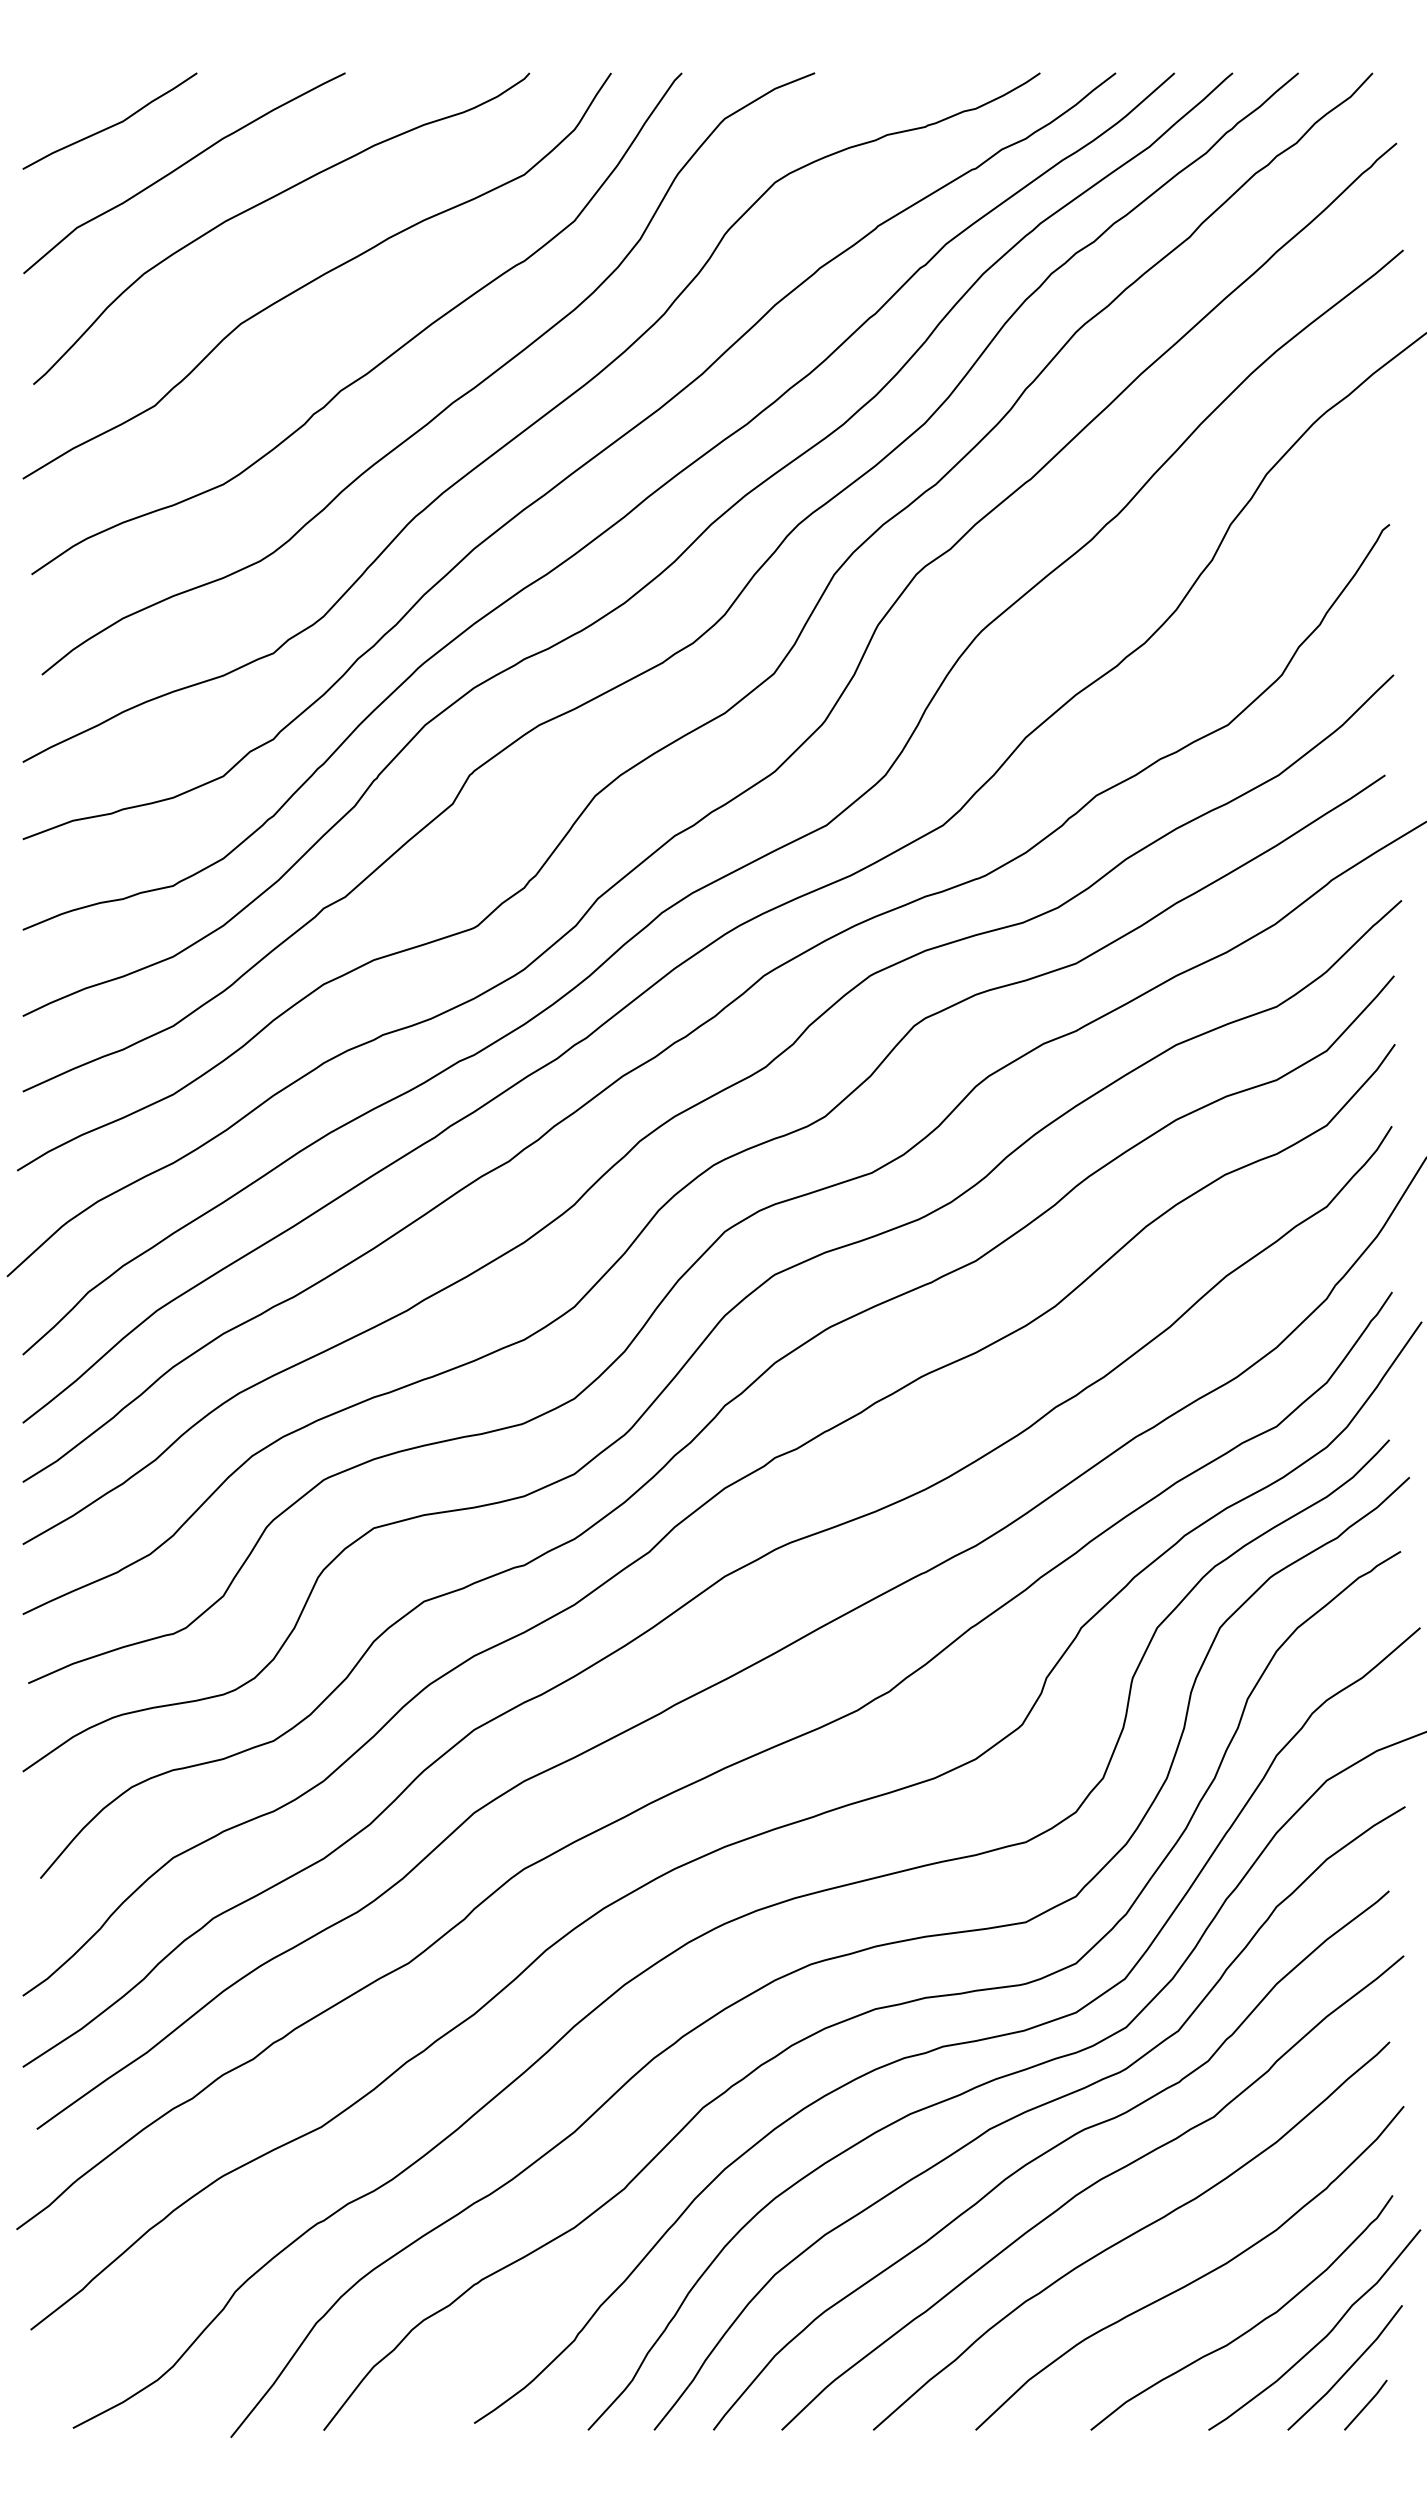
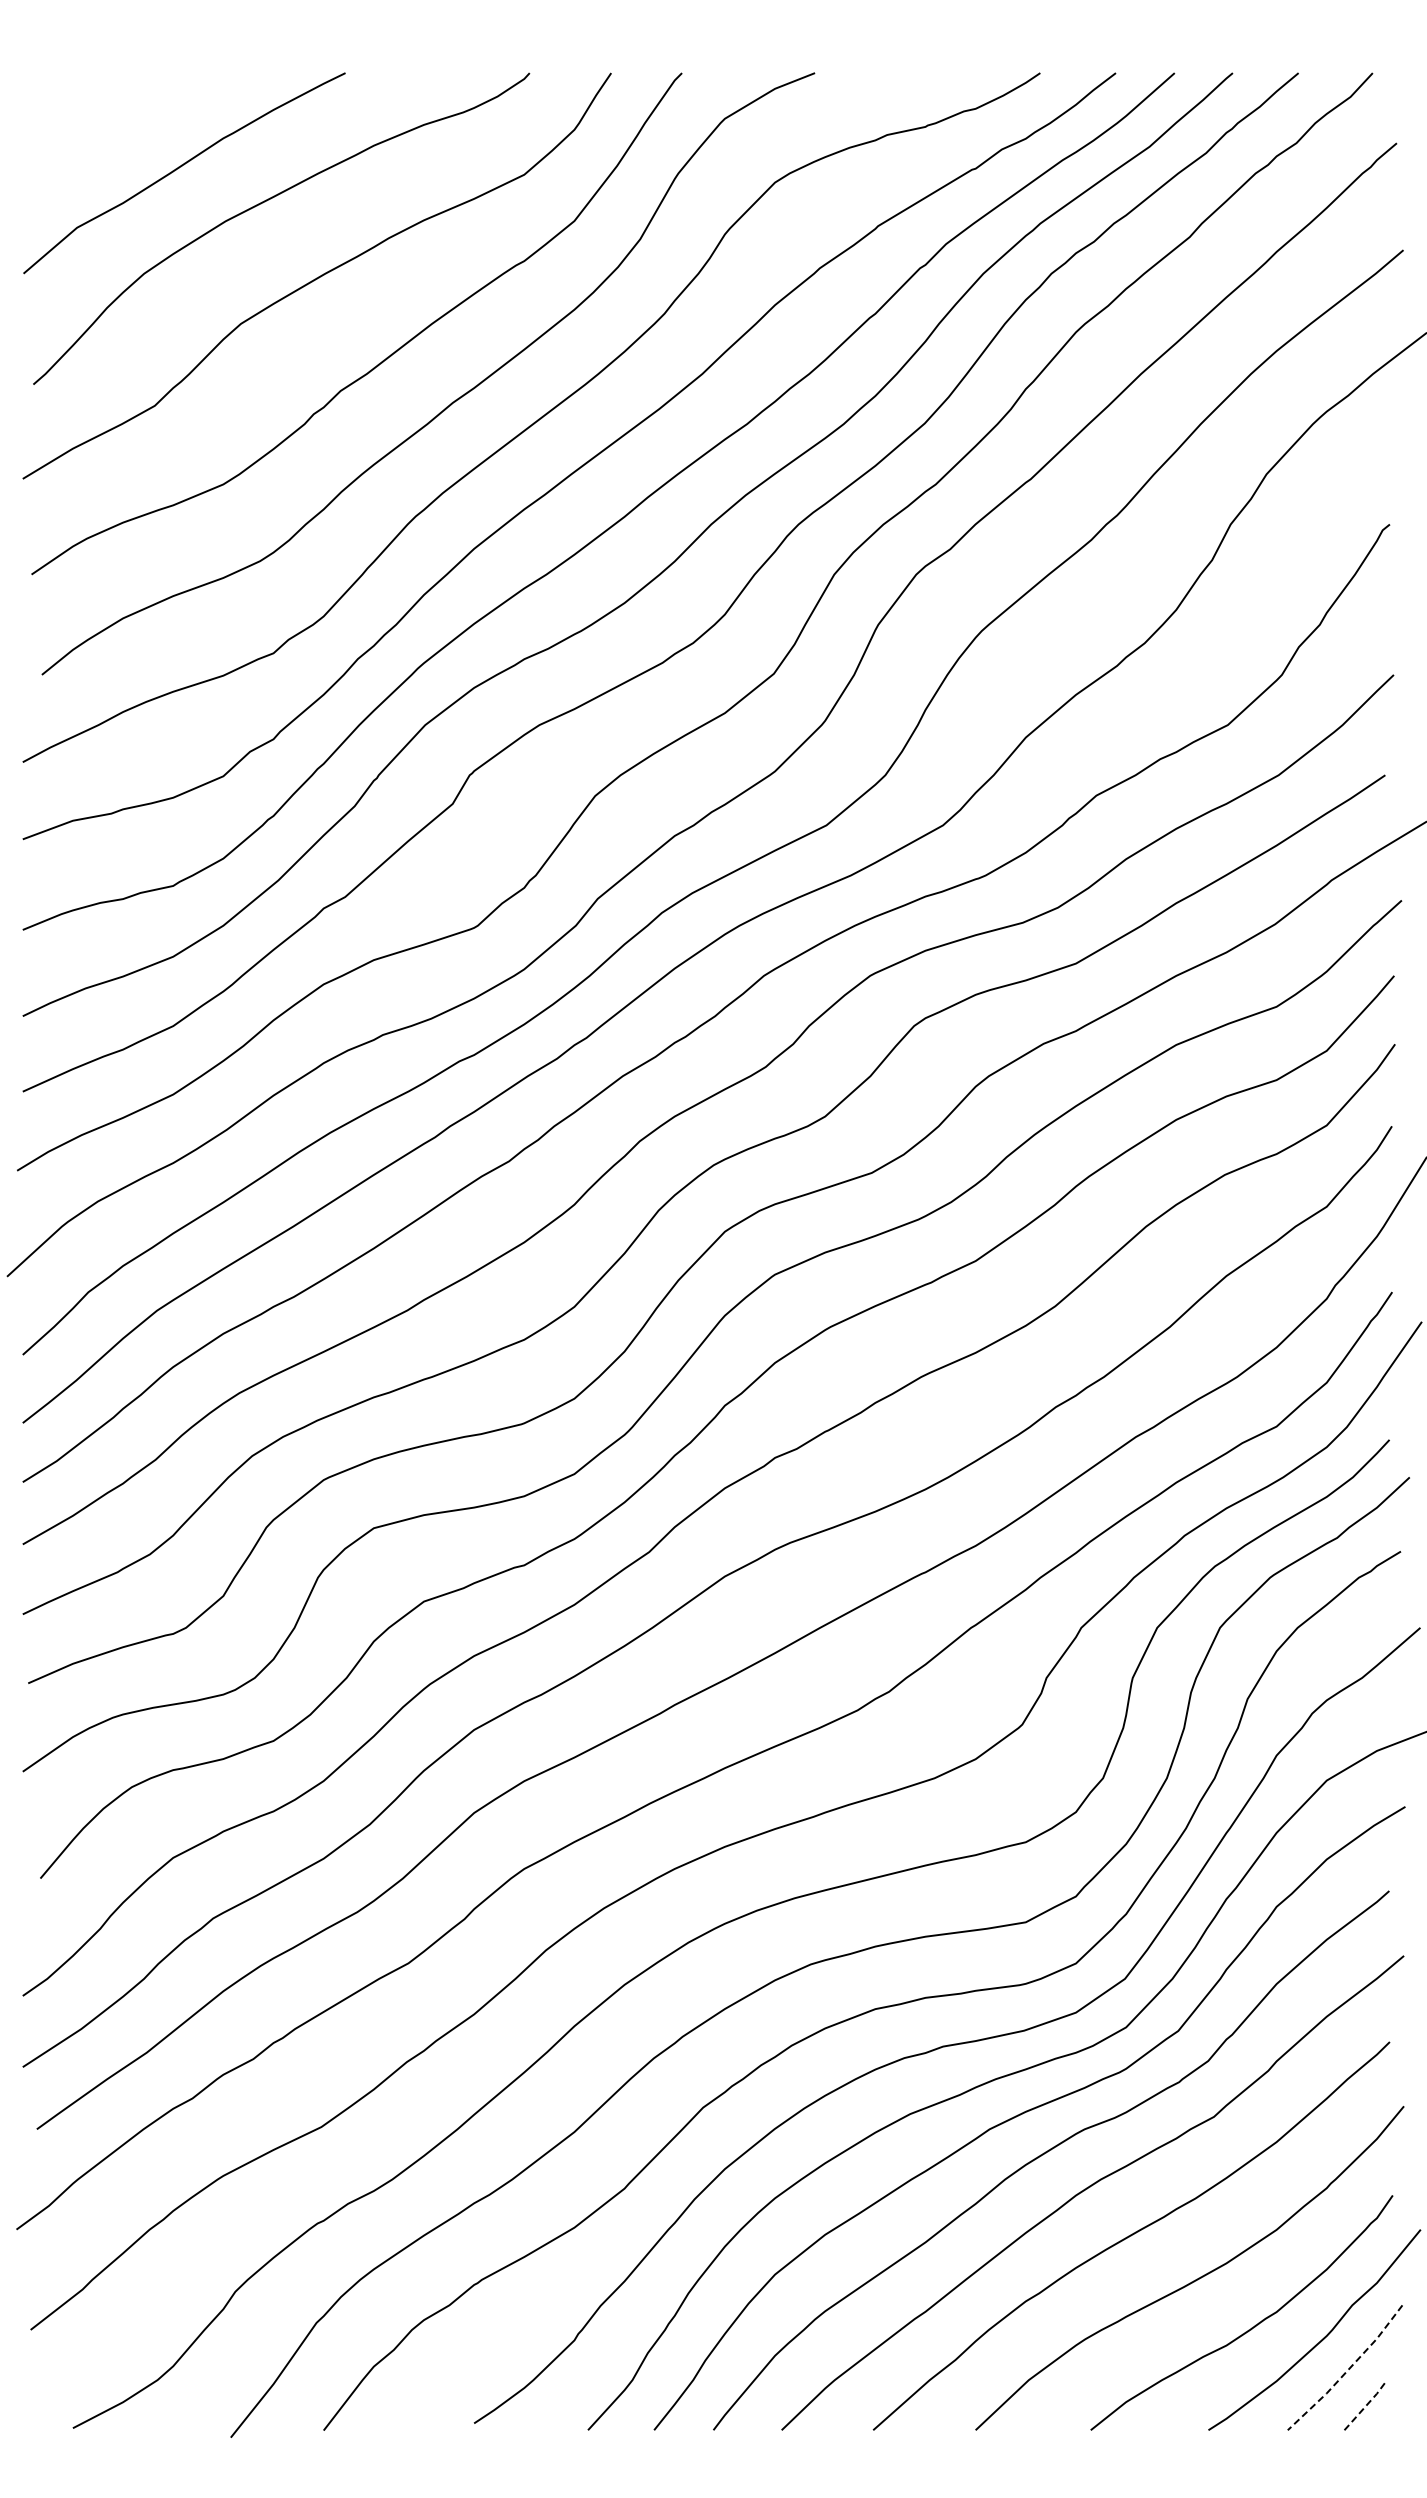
curve: present -> none (111, 125)
line: solid -> dashed (1348, 2370)
line: solid -> dashed (1366, 2404)
